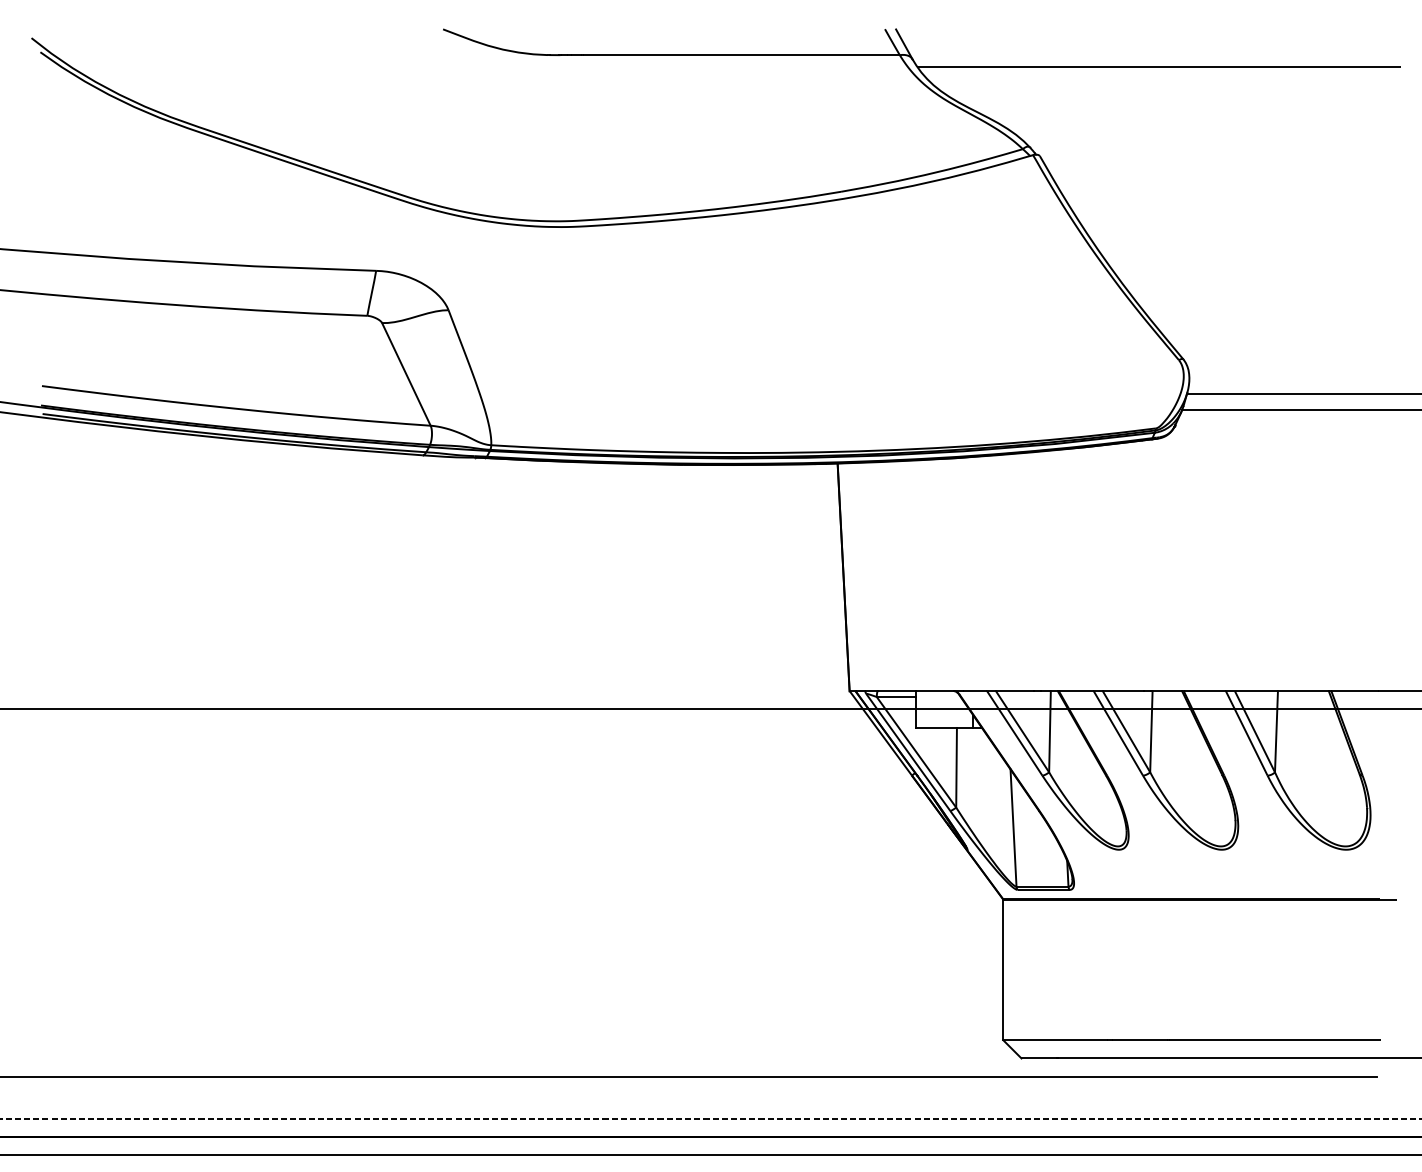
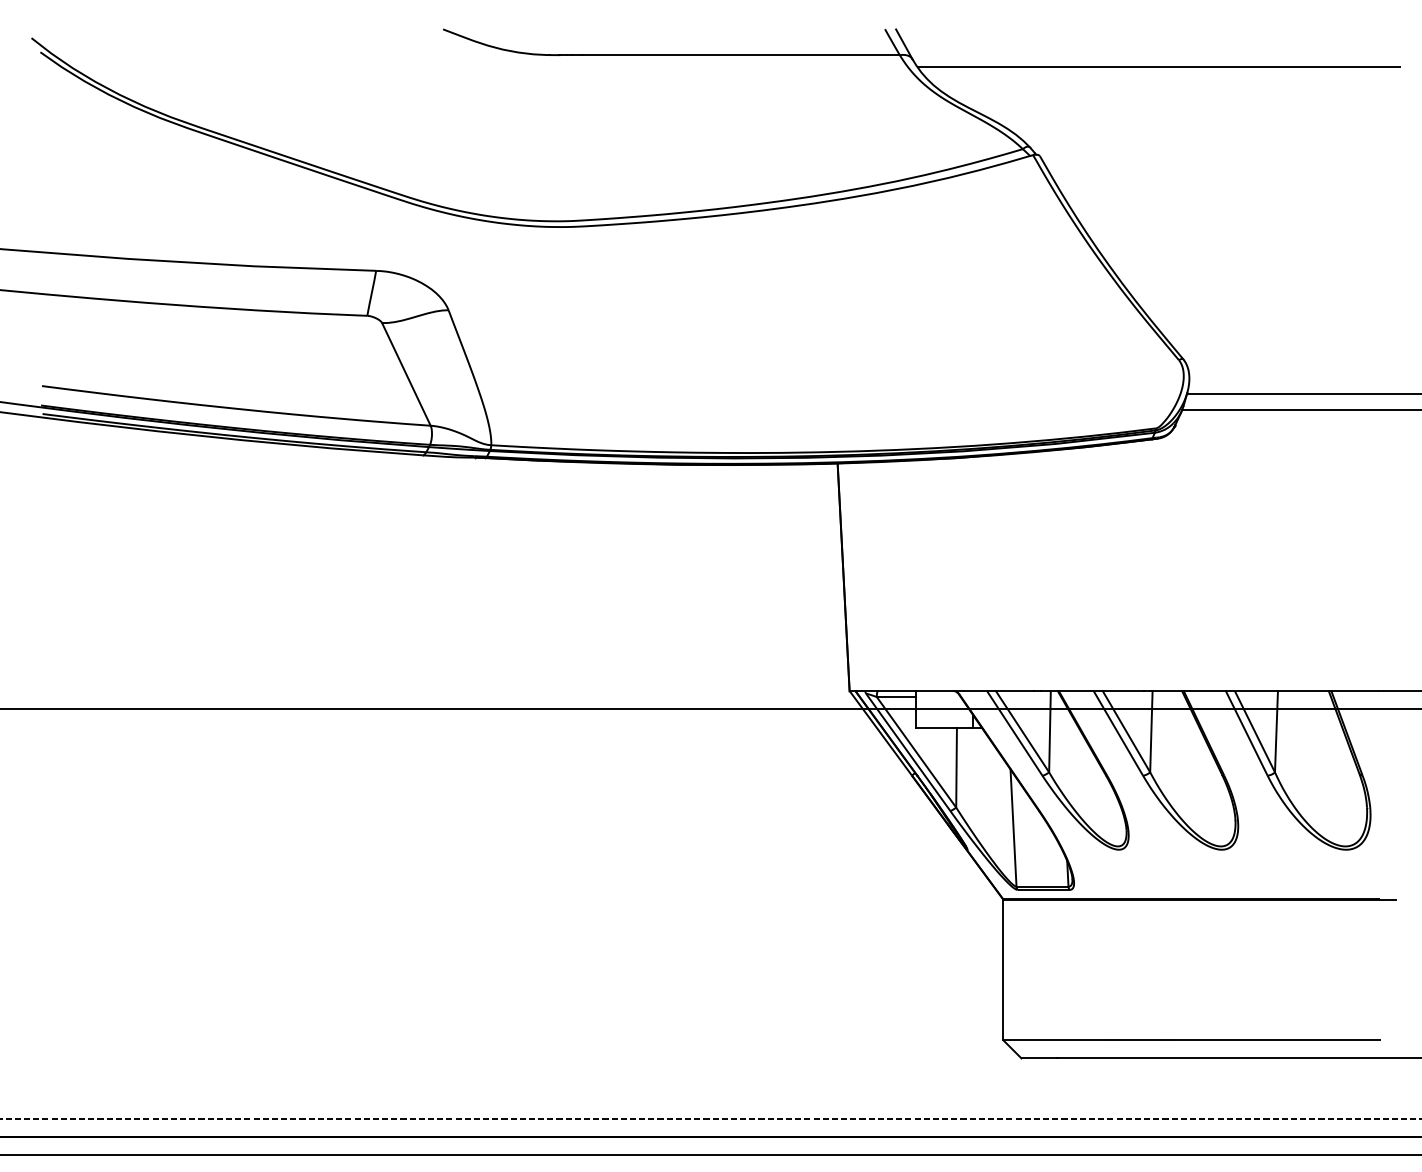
line: present -> none (689, 1076)
